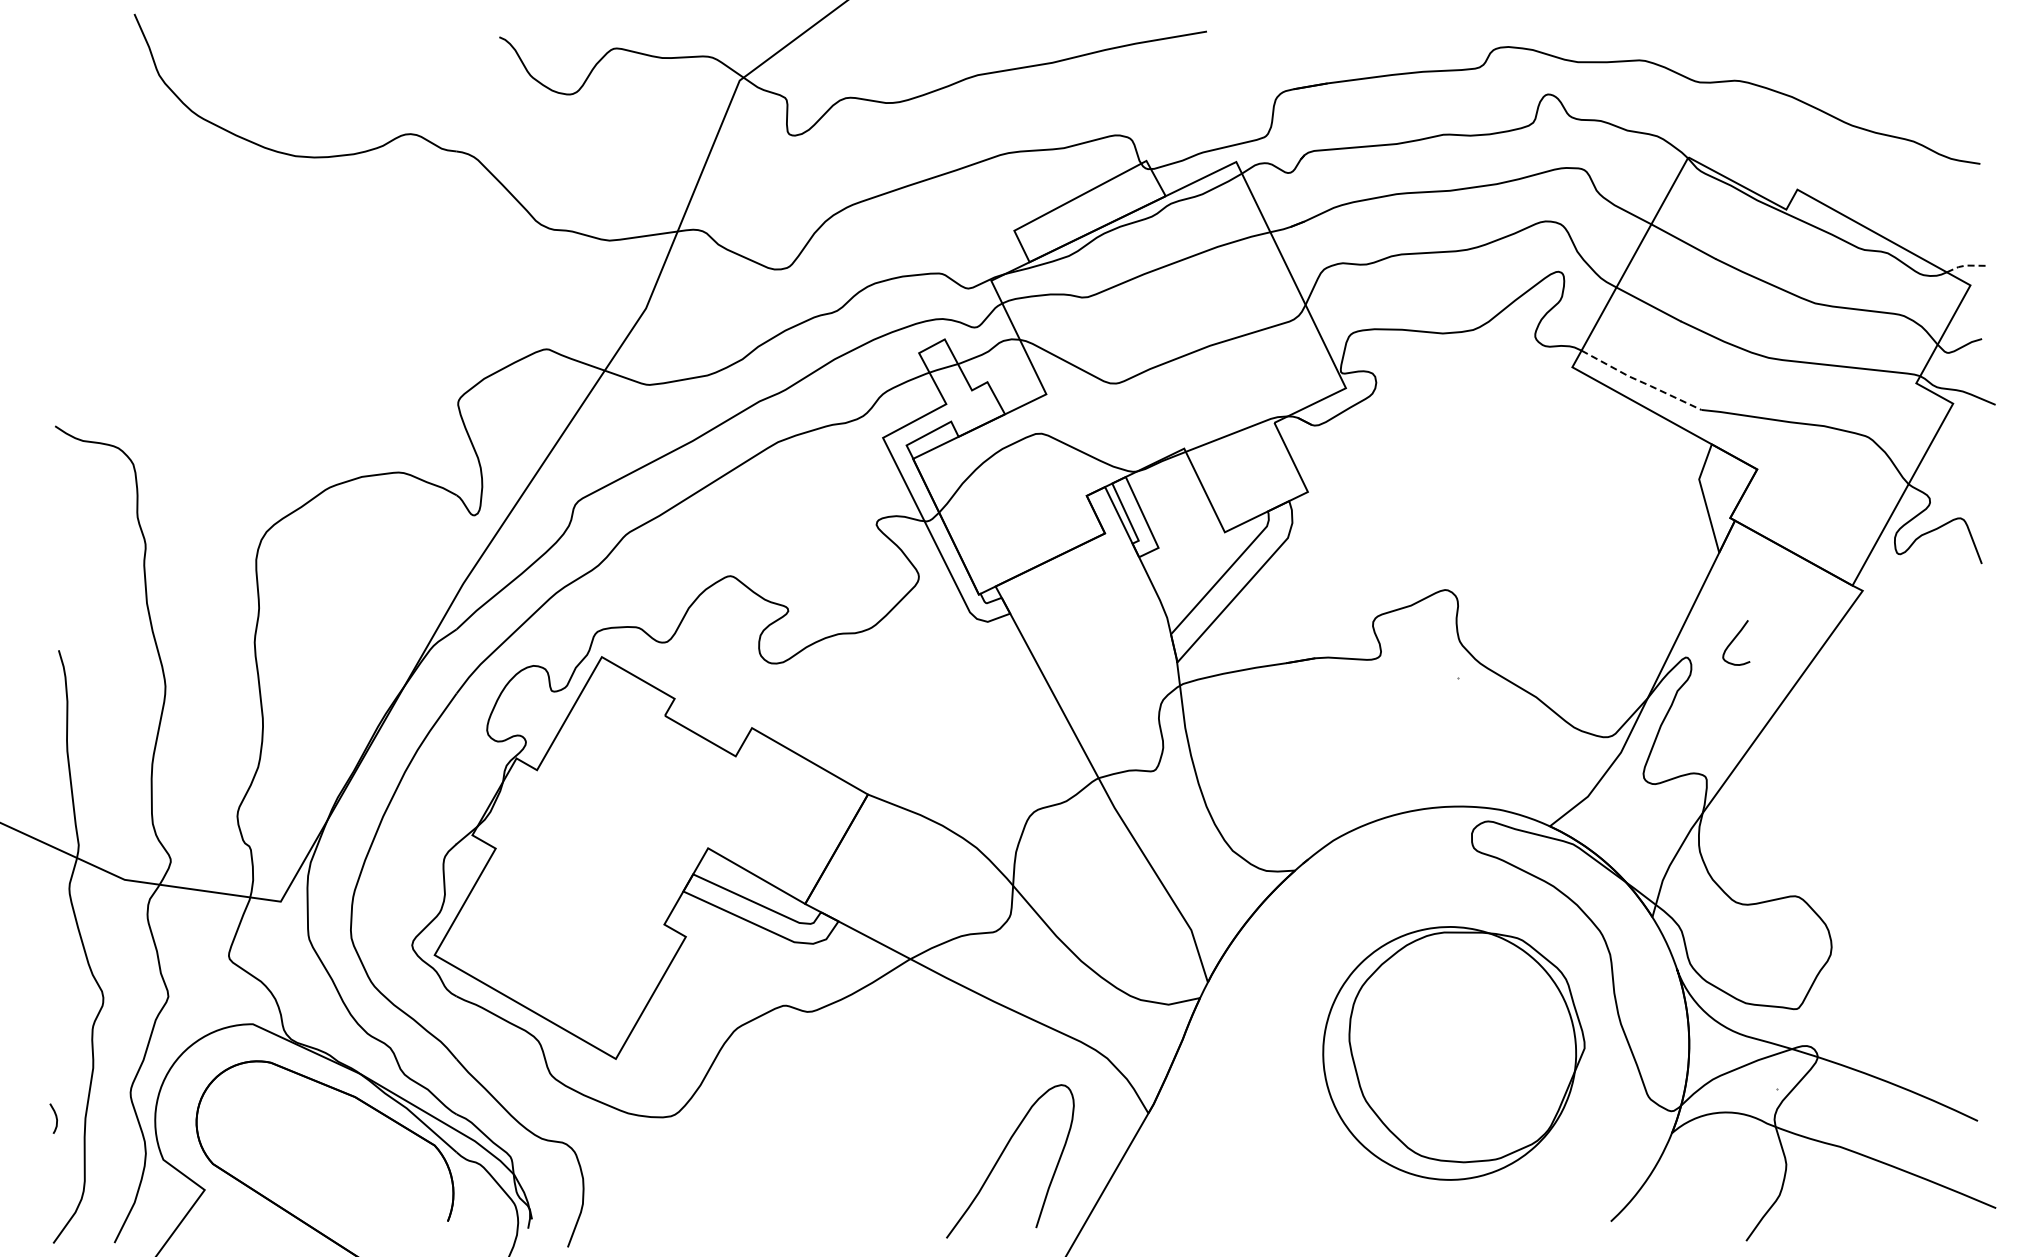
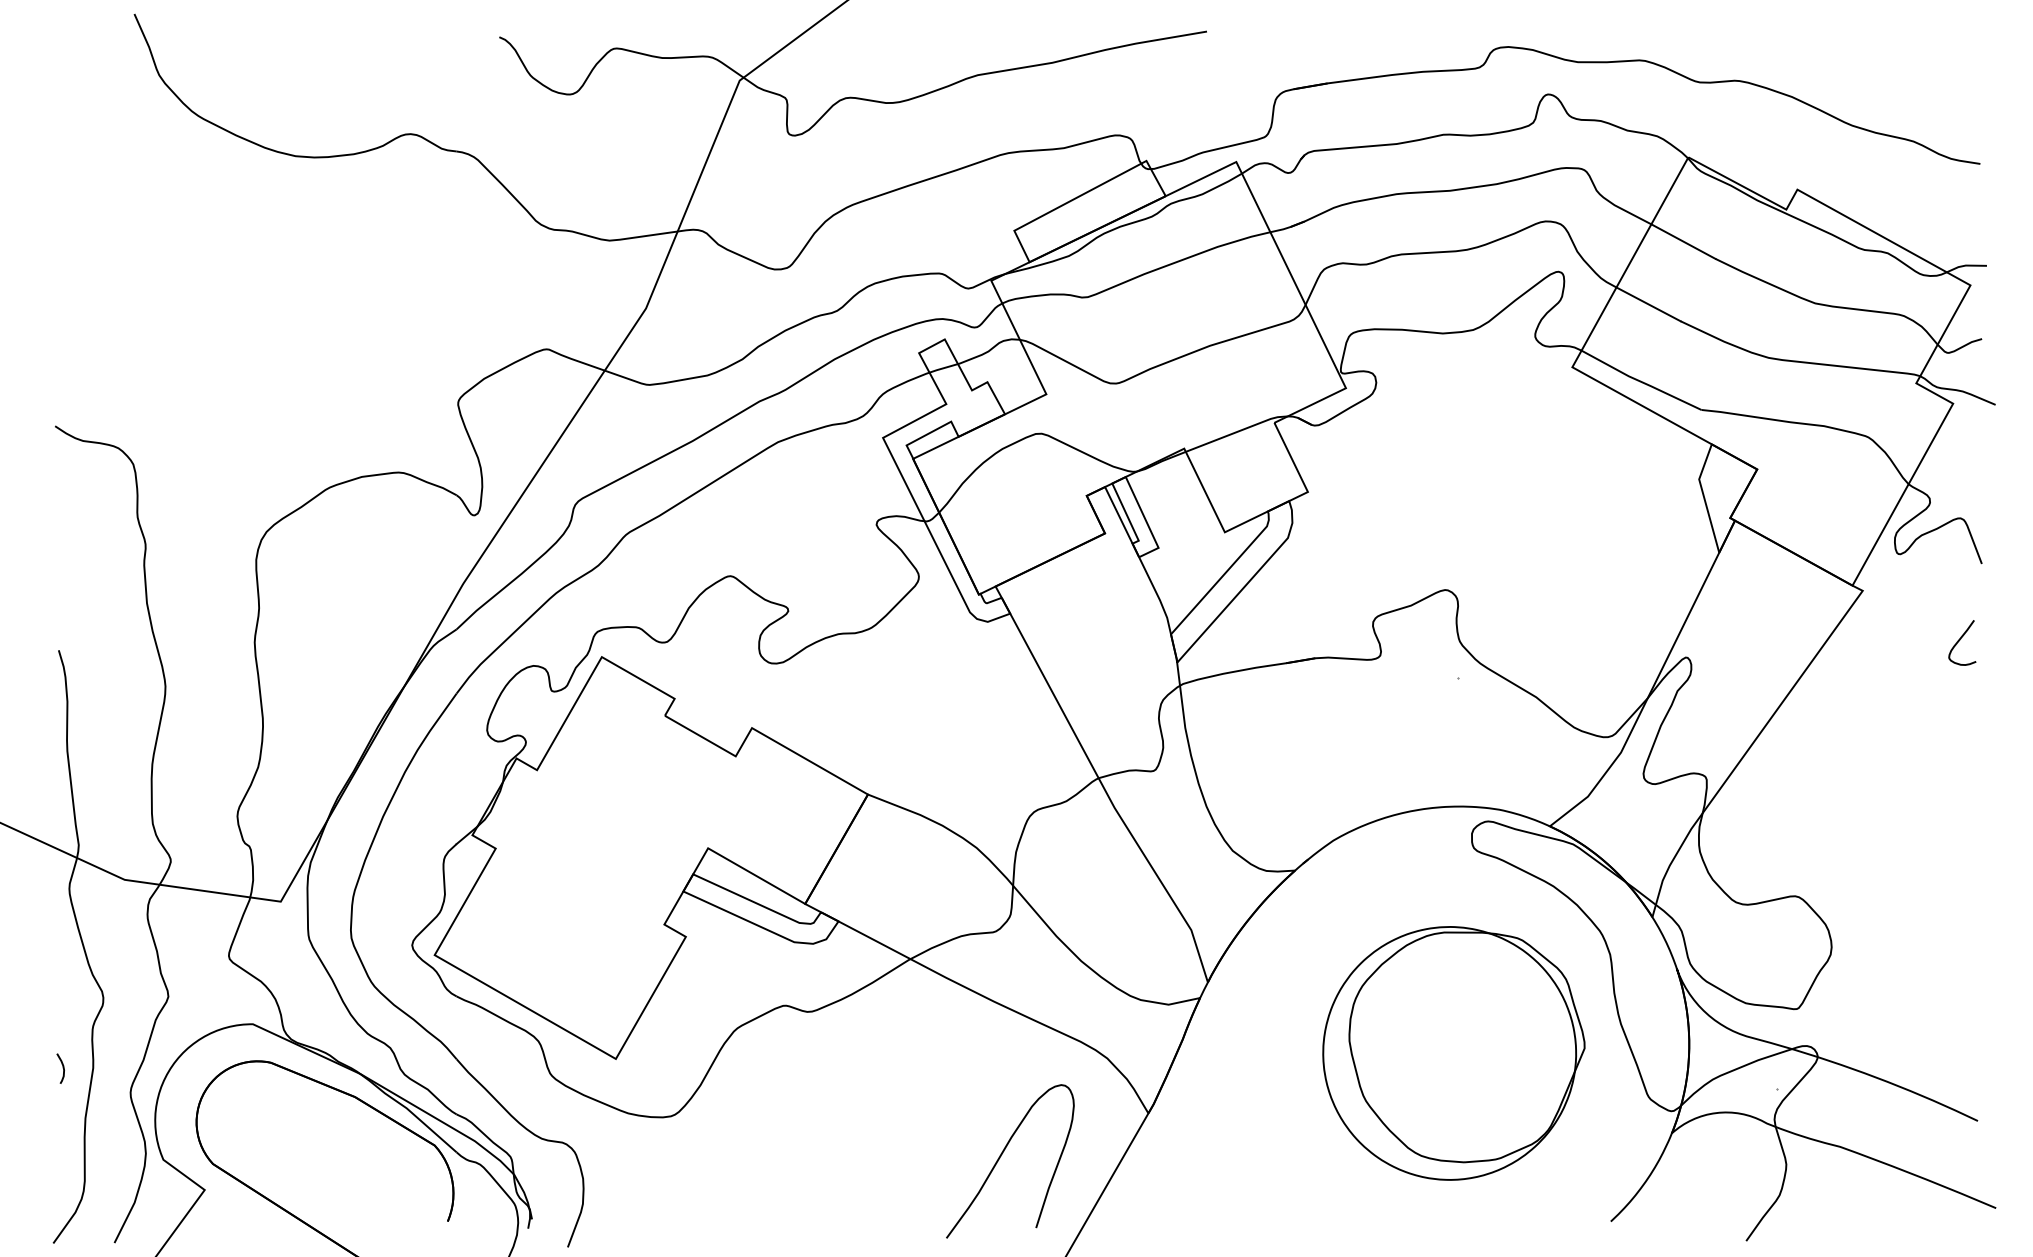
line: dashed -> solid (1965, 265)
line: dashed -> solid (1641, 381)
curve position: (1734, 640) -> (1960, 640) (1960, 640)
curve position: (55, 1118) -> (62, 1068) (62, 1068)
